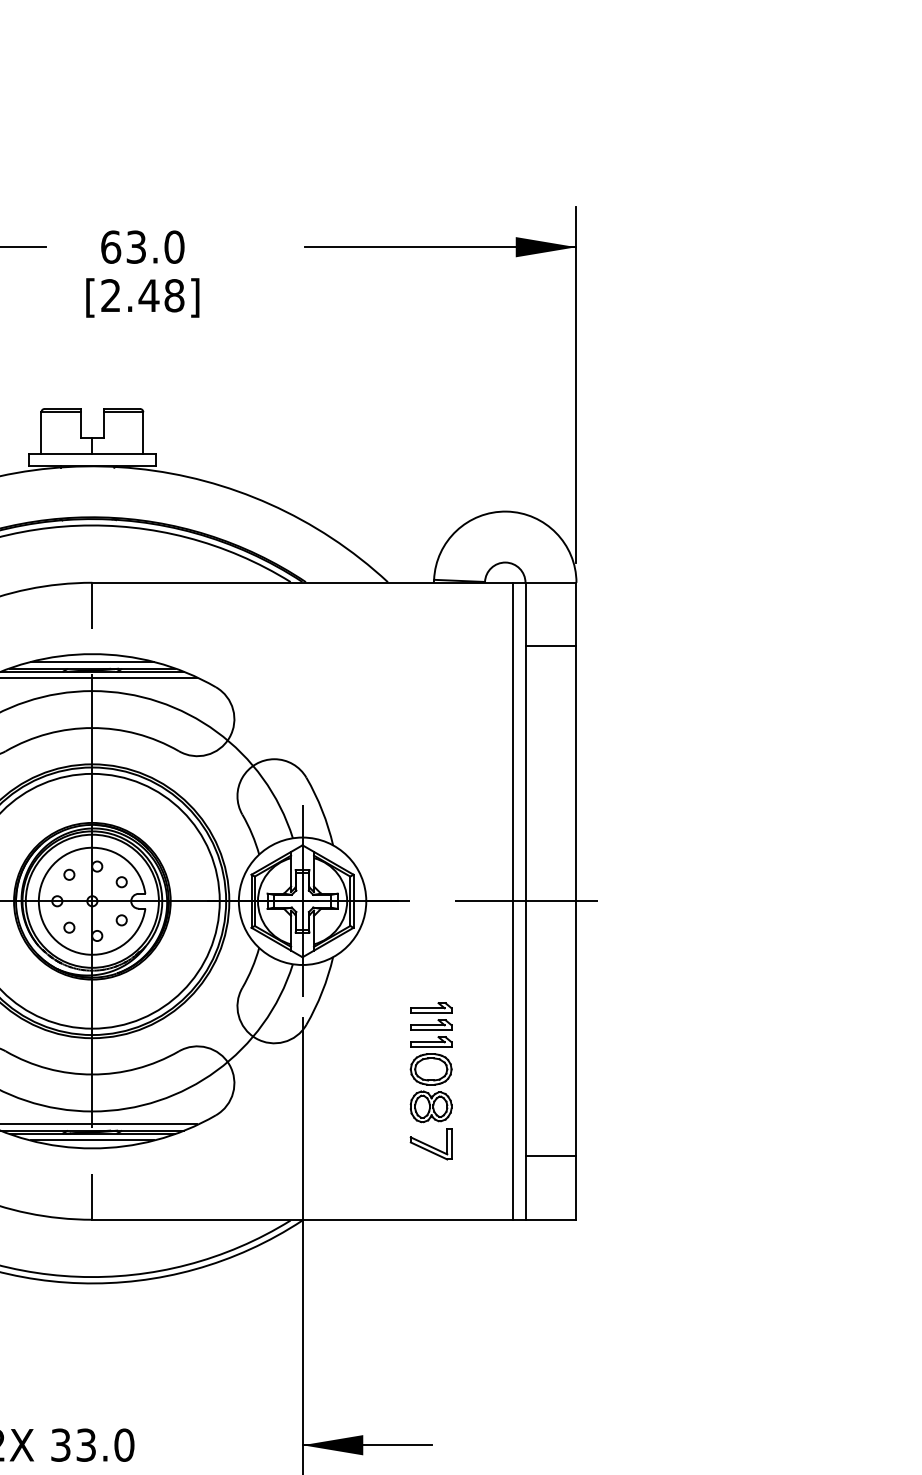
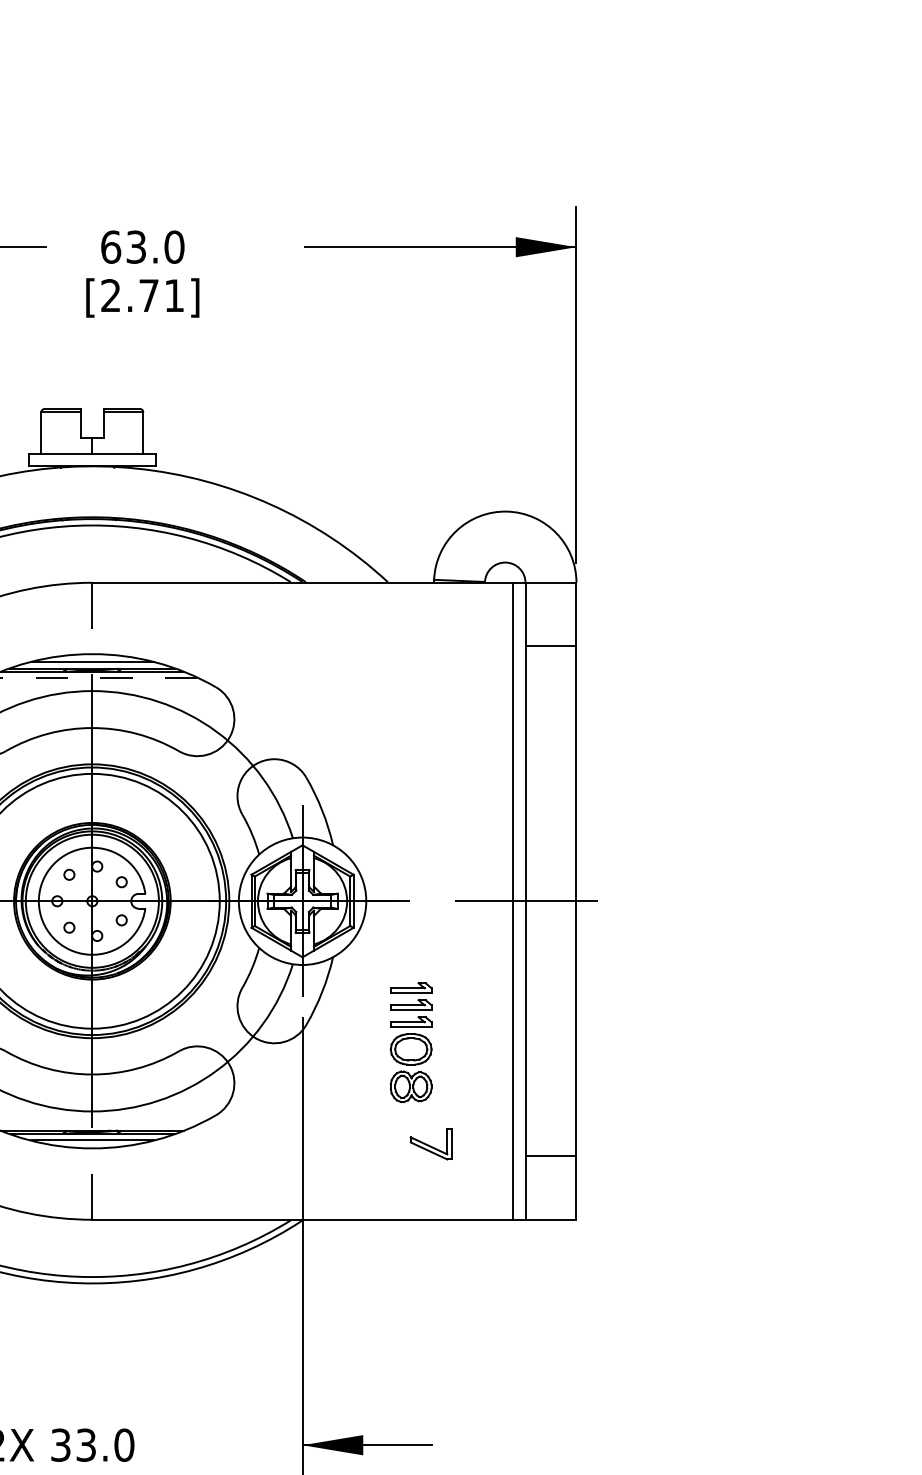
text: [2.48] -> [2.71] (161, 295)
line: solid -> dashed (98, 678)
part position: (430, 1062) -> (410, 1042) (410, 1042)
line: present -> none (99, 1124)
